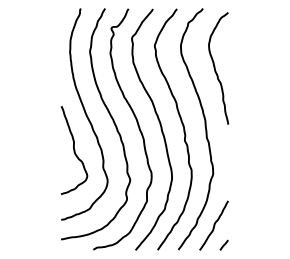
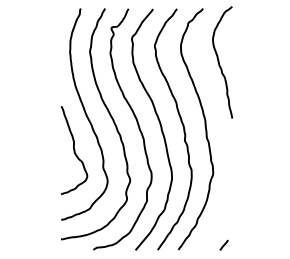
curve position: (216, 70) -> (220, 64) (220, 64)
curve: present -> none (213, 225)
